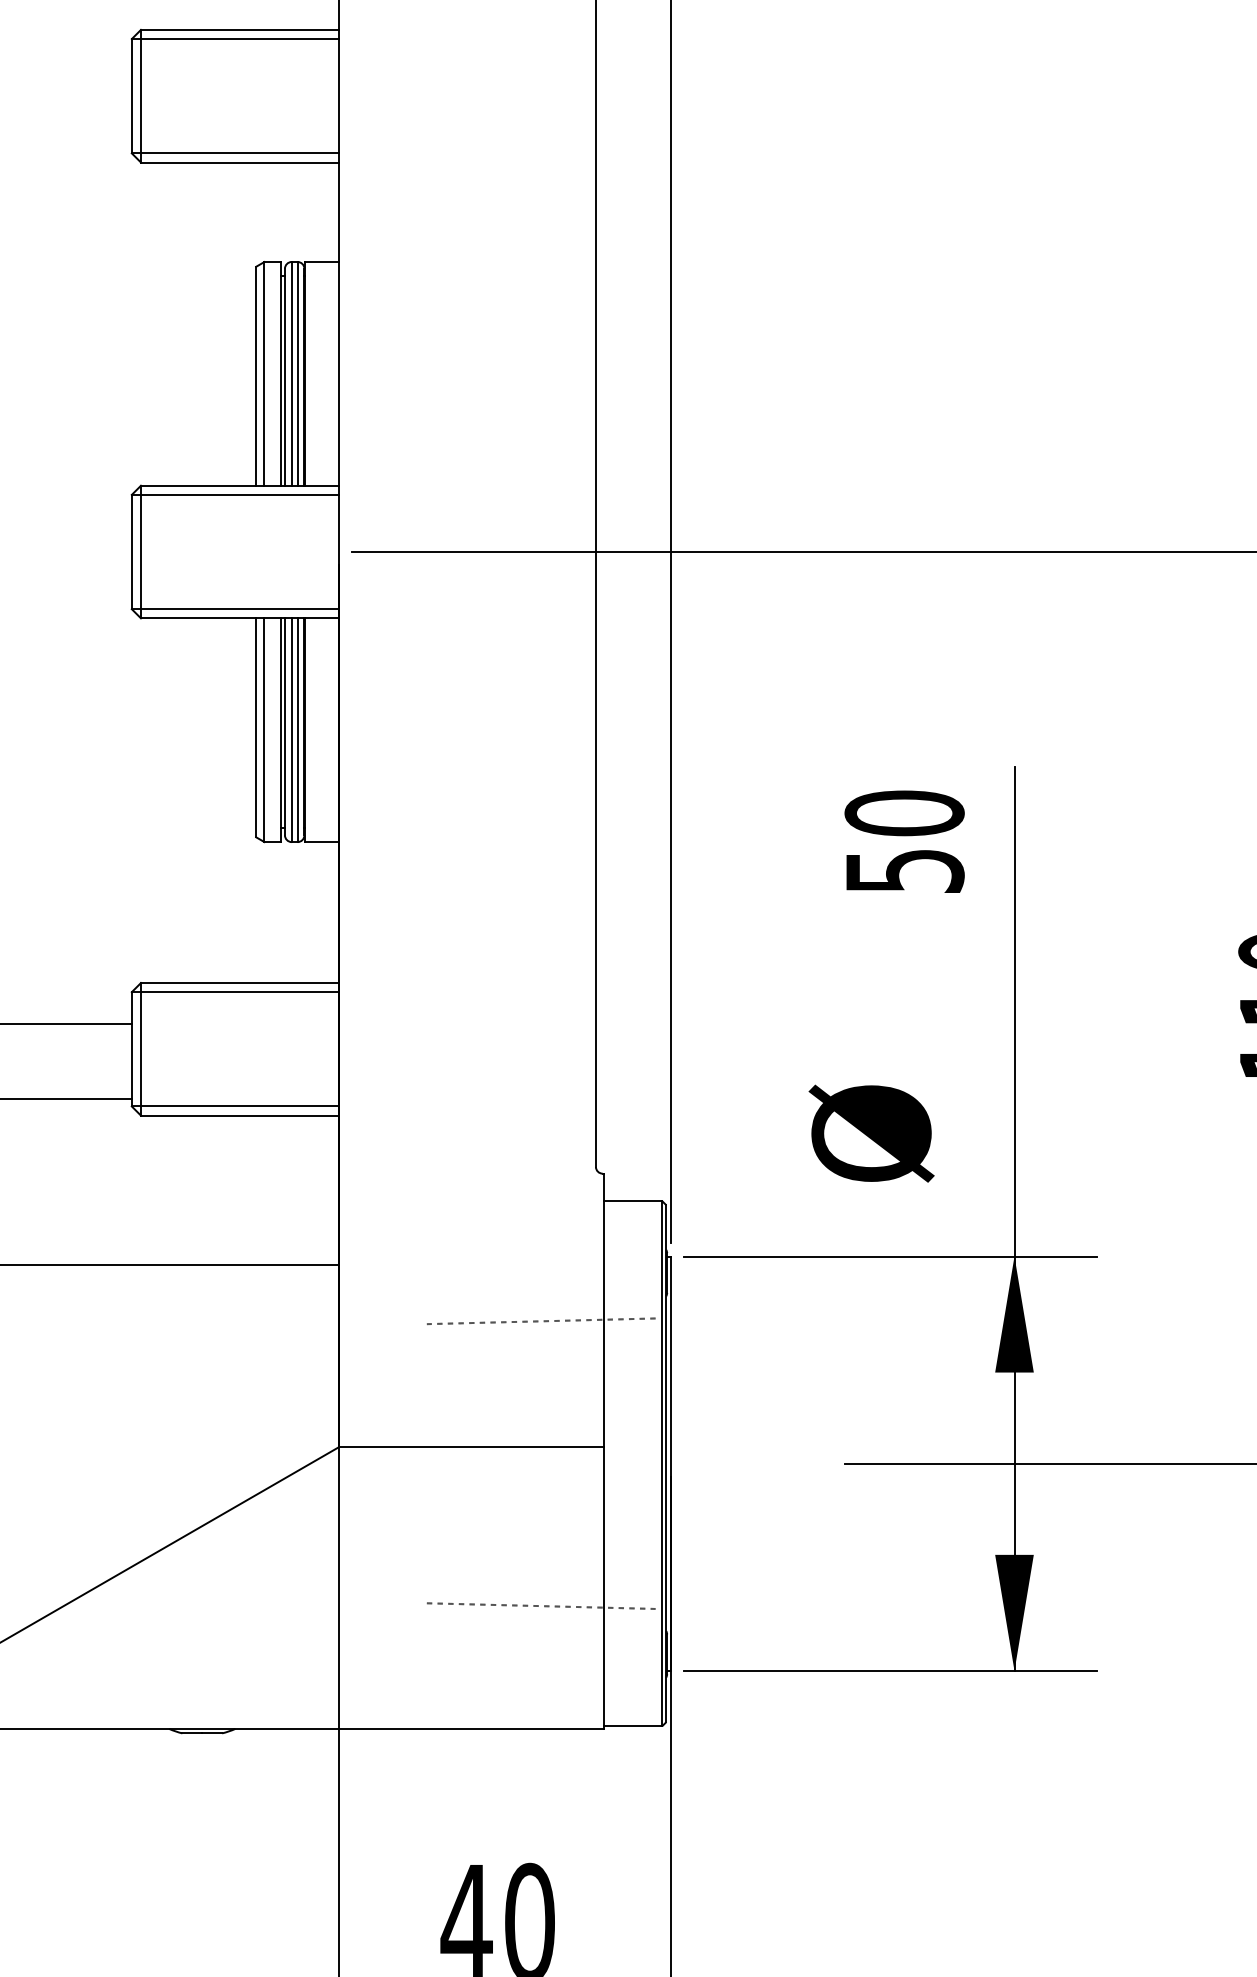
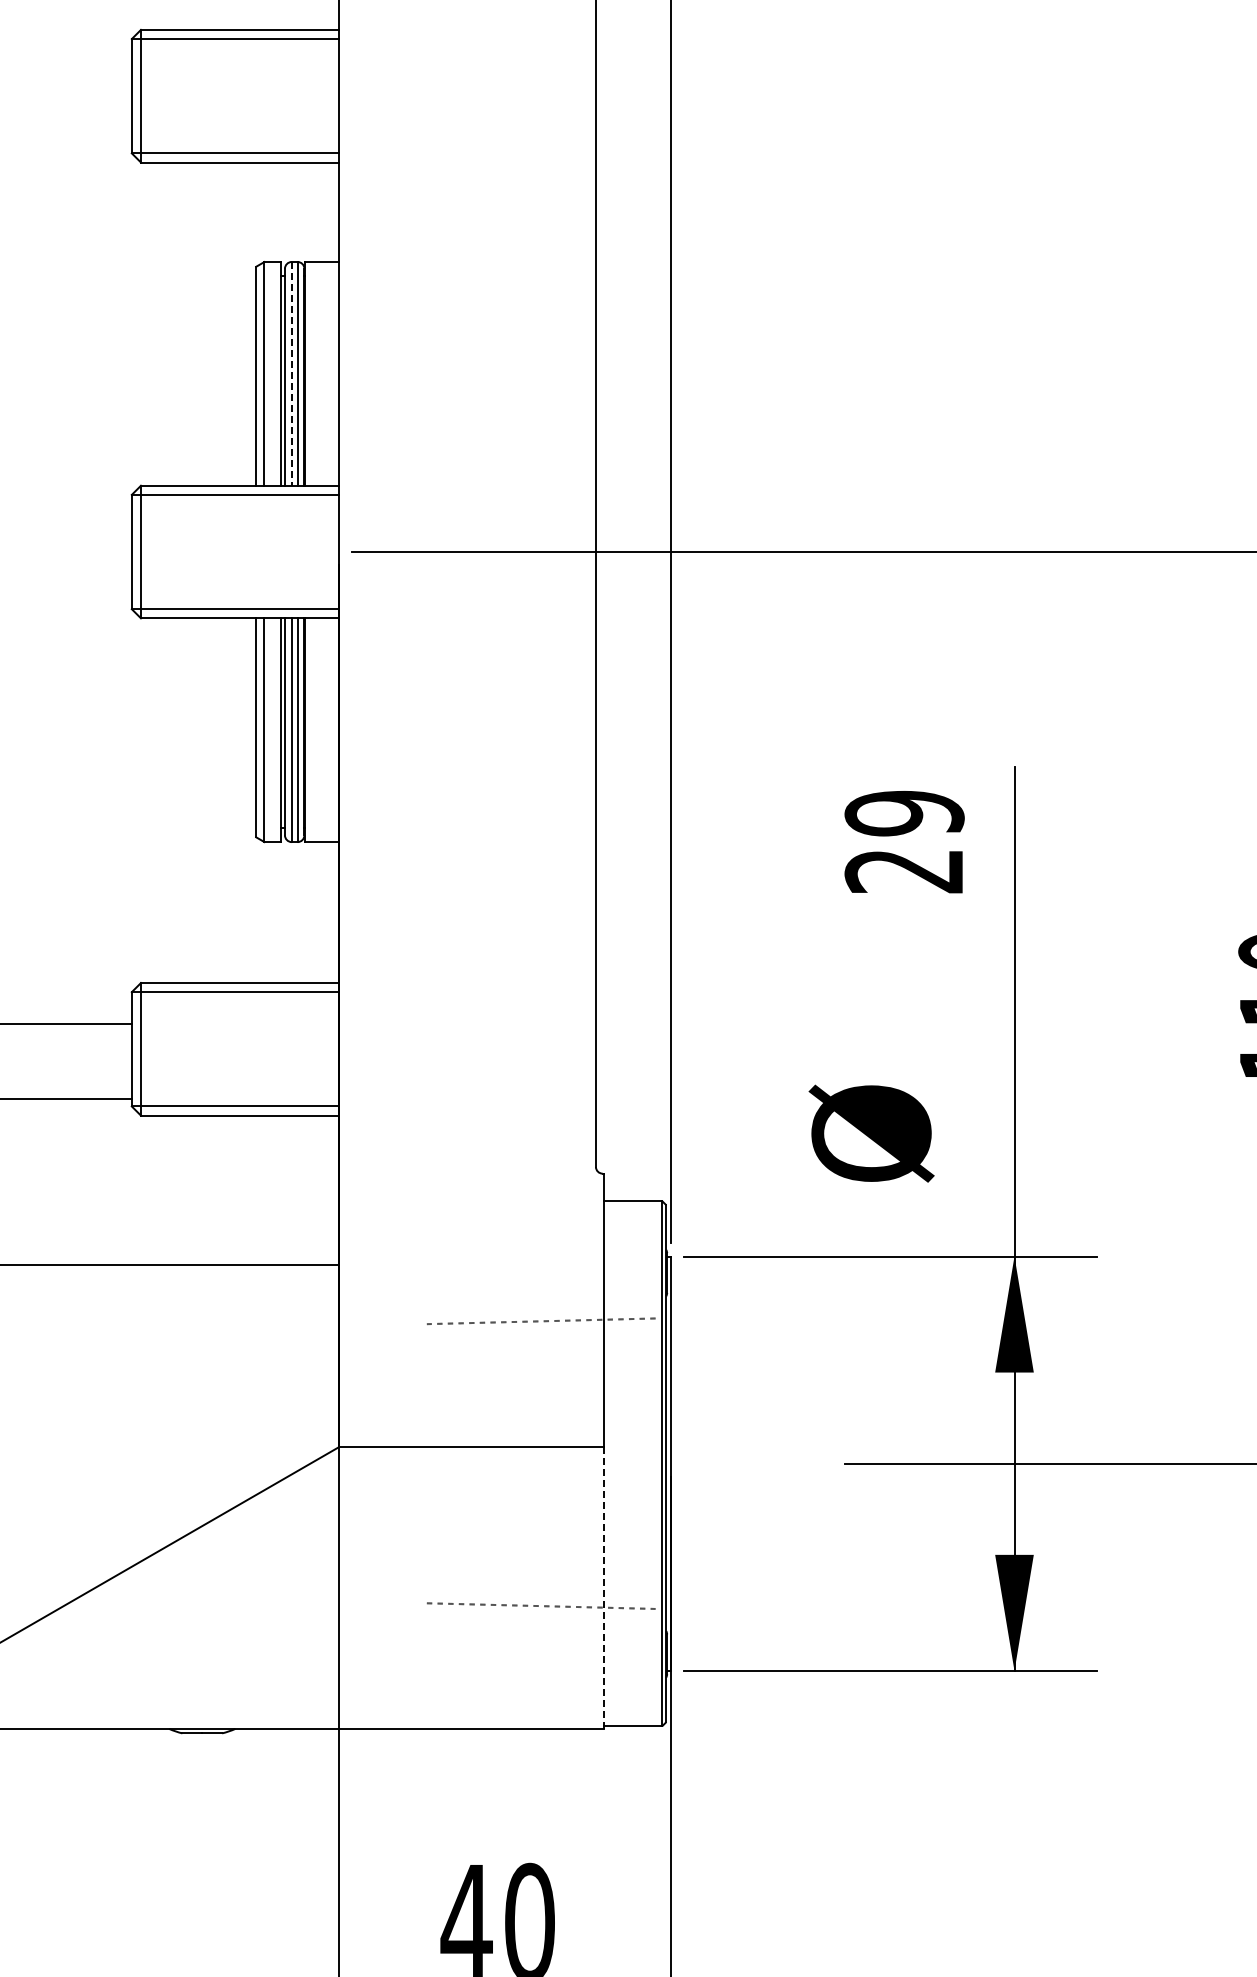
line: solid -> dashed (291, 373)
text: 50 -> 29 (904, 841)
line: solid -> dashed (604, 1588)
